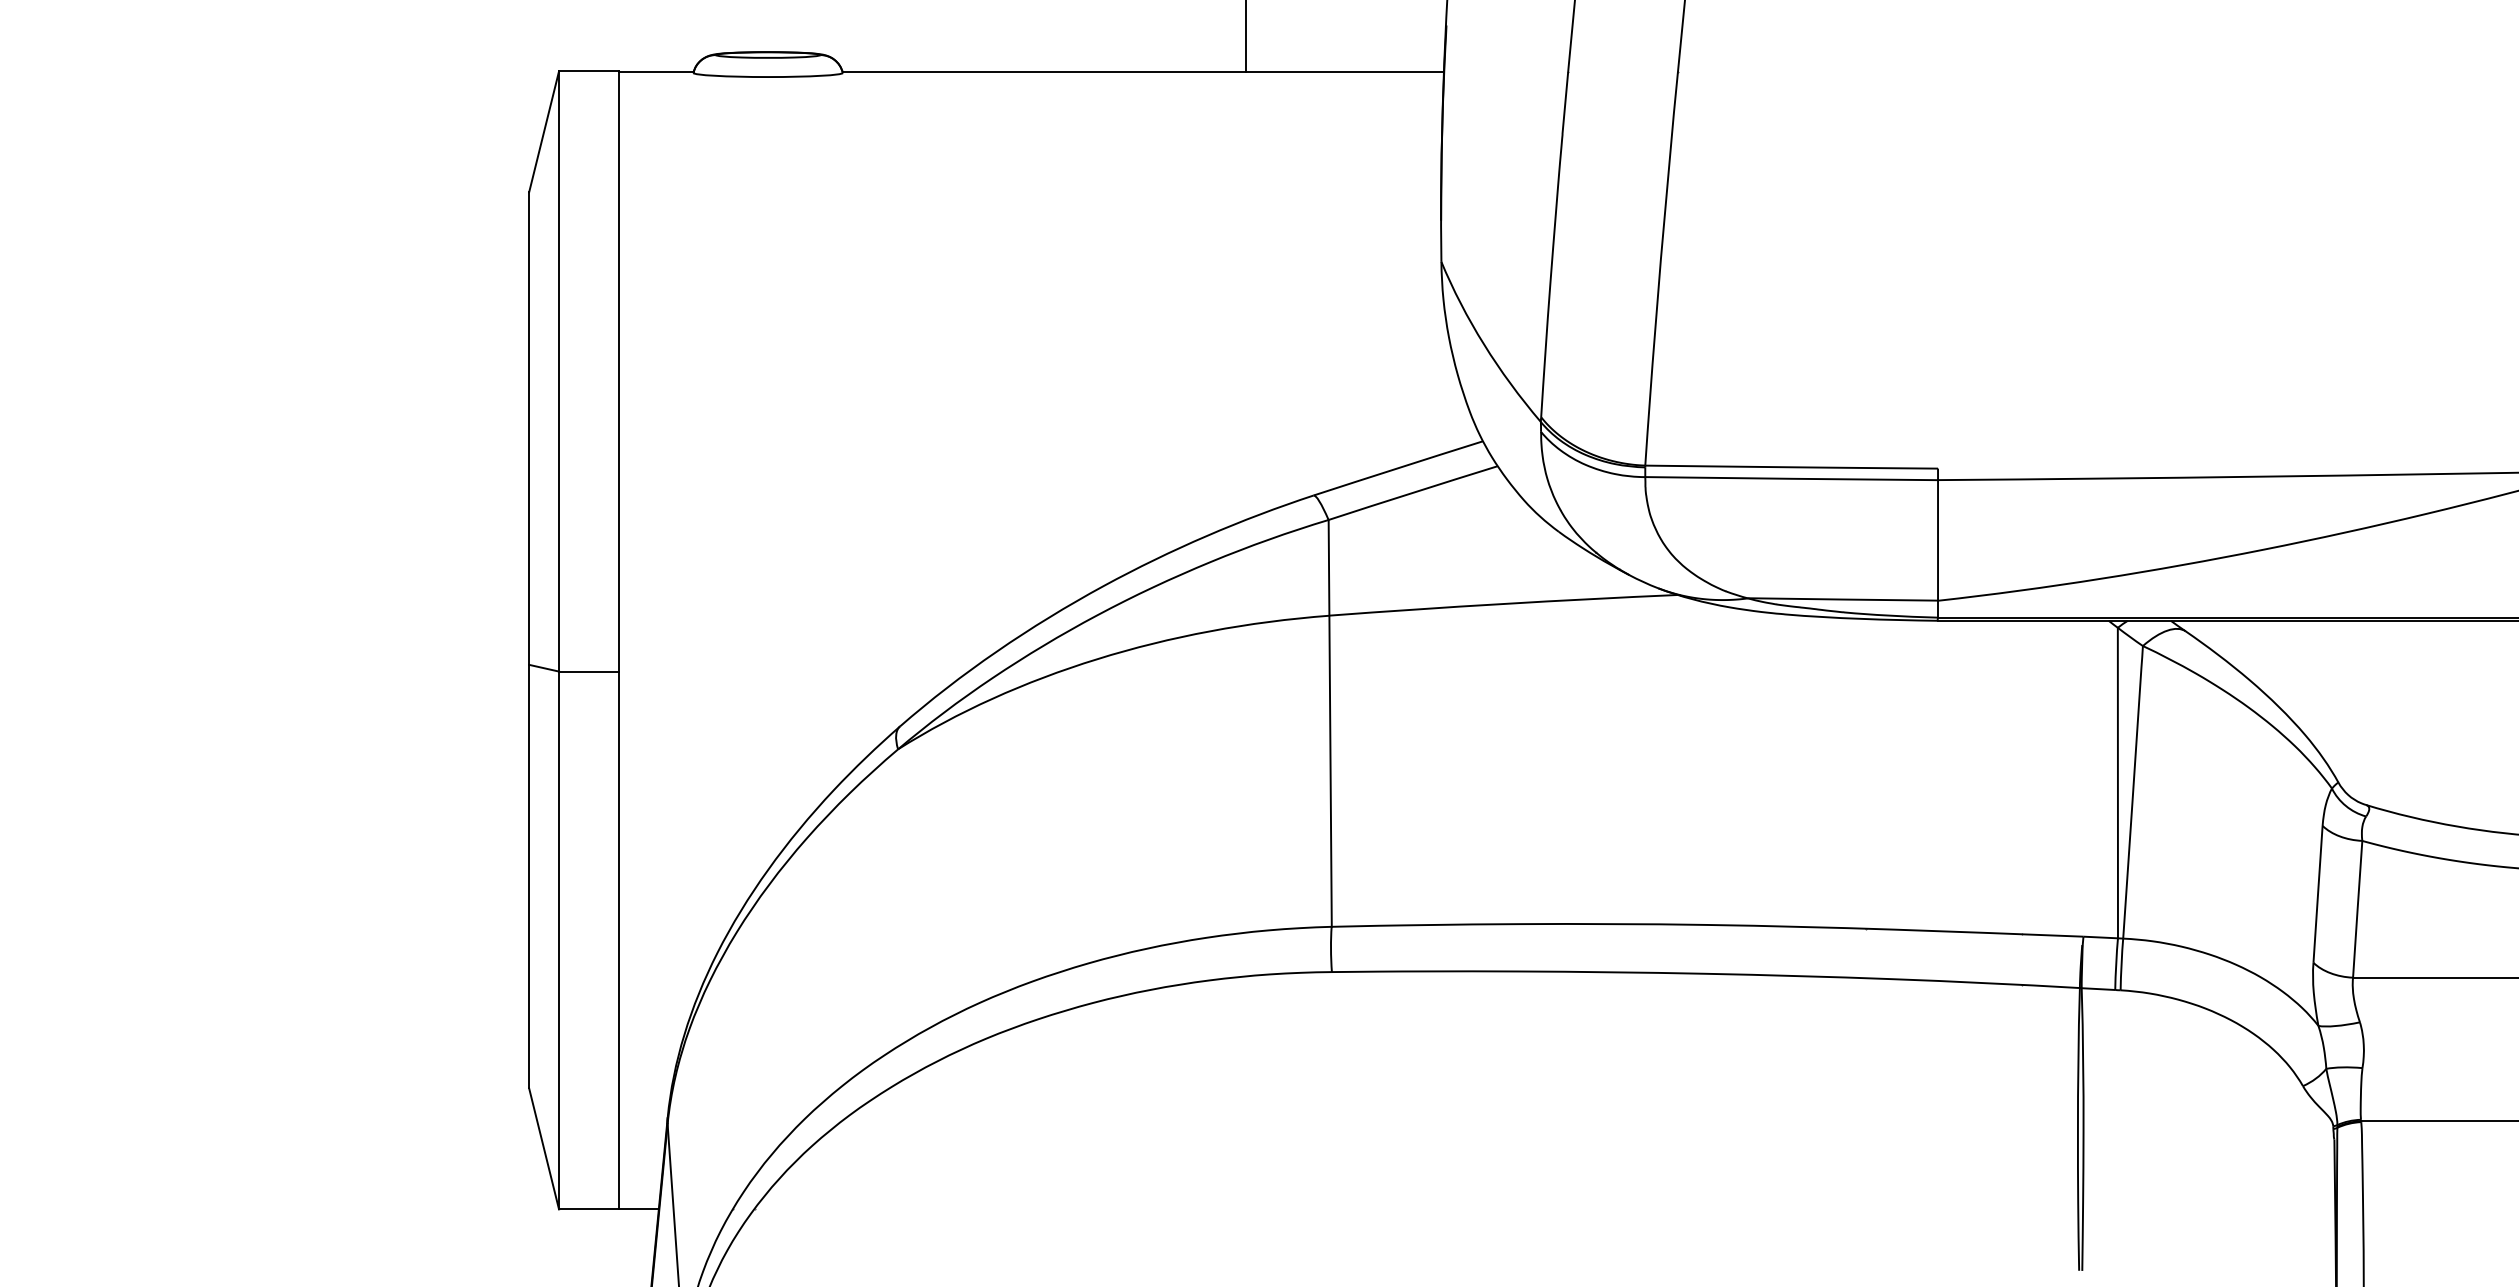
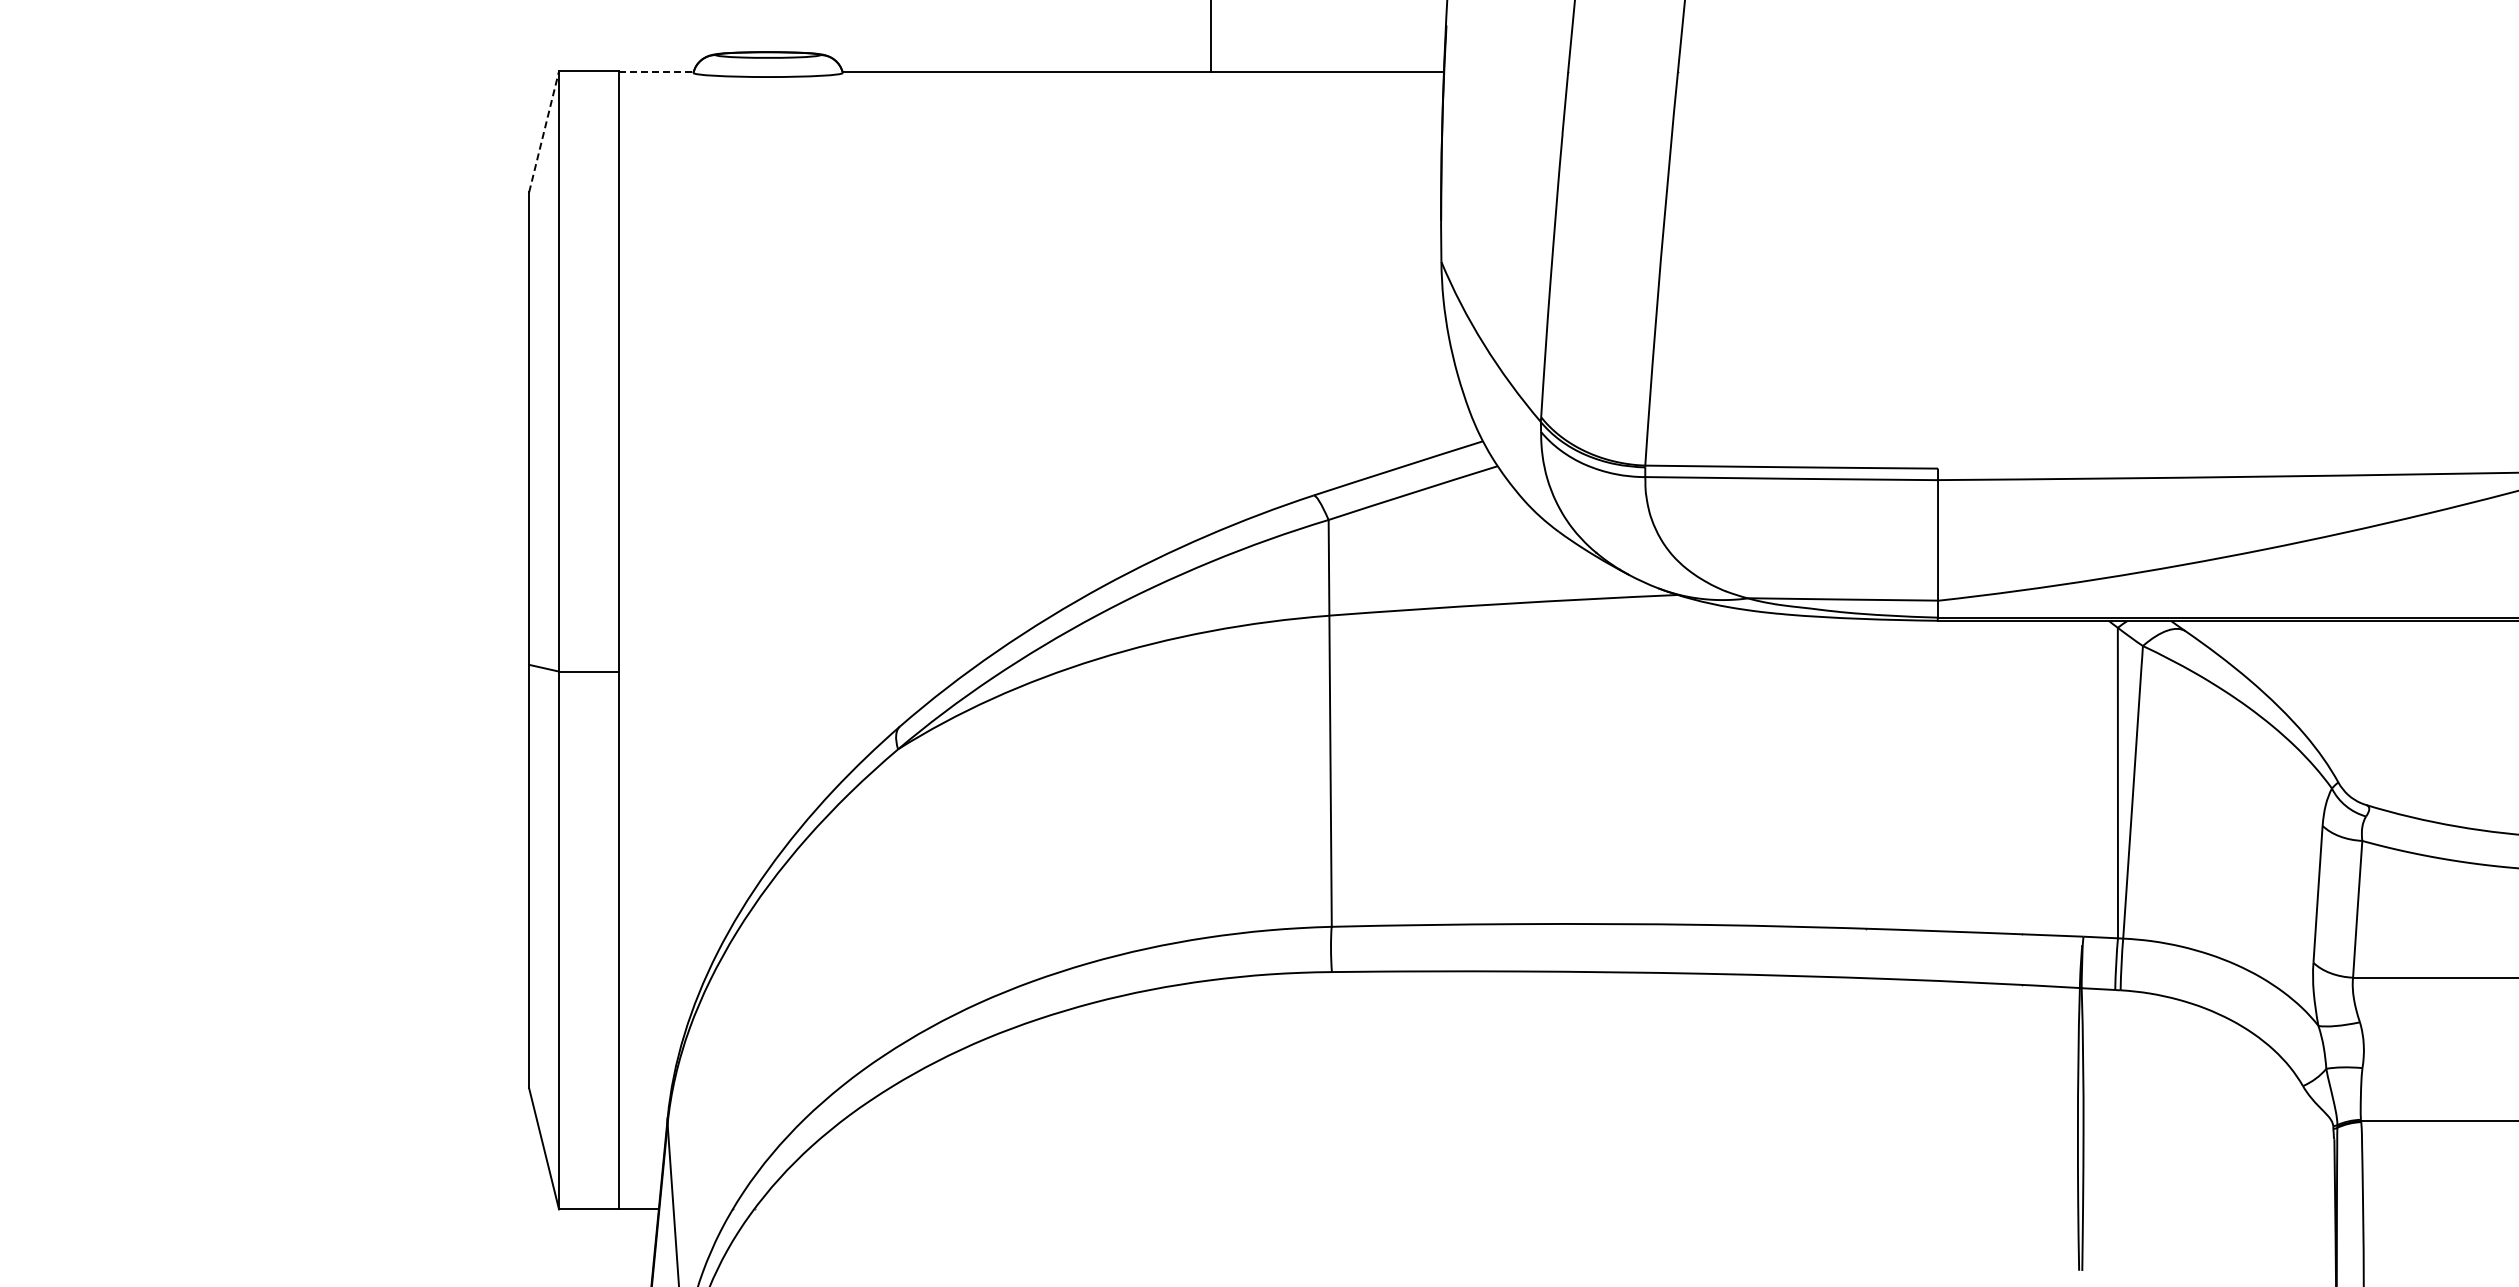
line position: (1246, 37) -> (1211, 37) (1211, 37)
line: solid -> dashed (656, 72)
line: solid -> dashed (544, 131)
